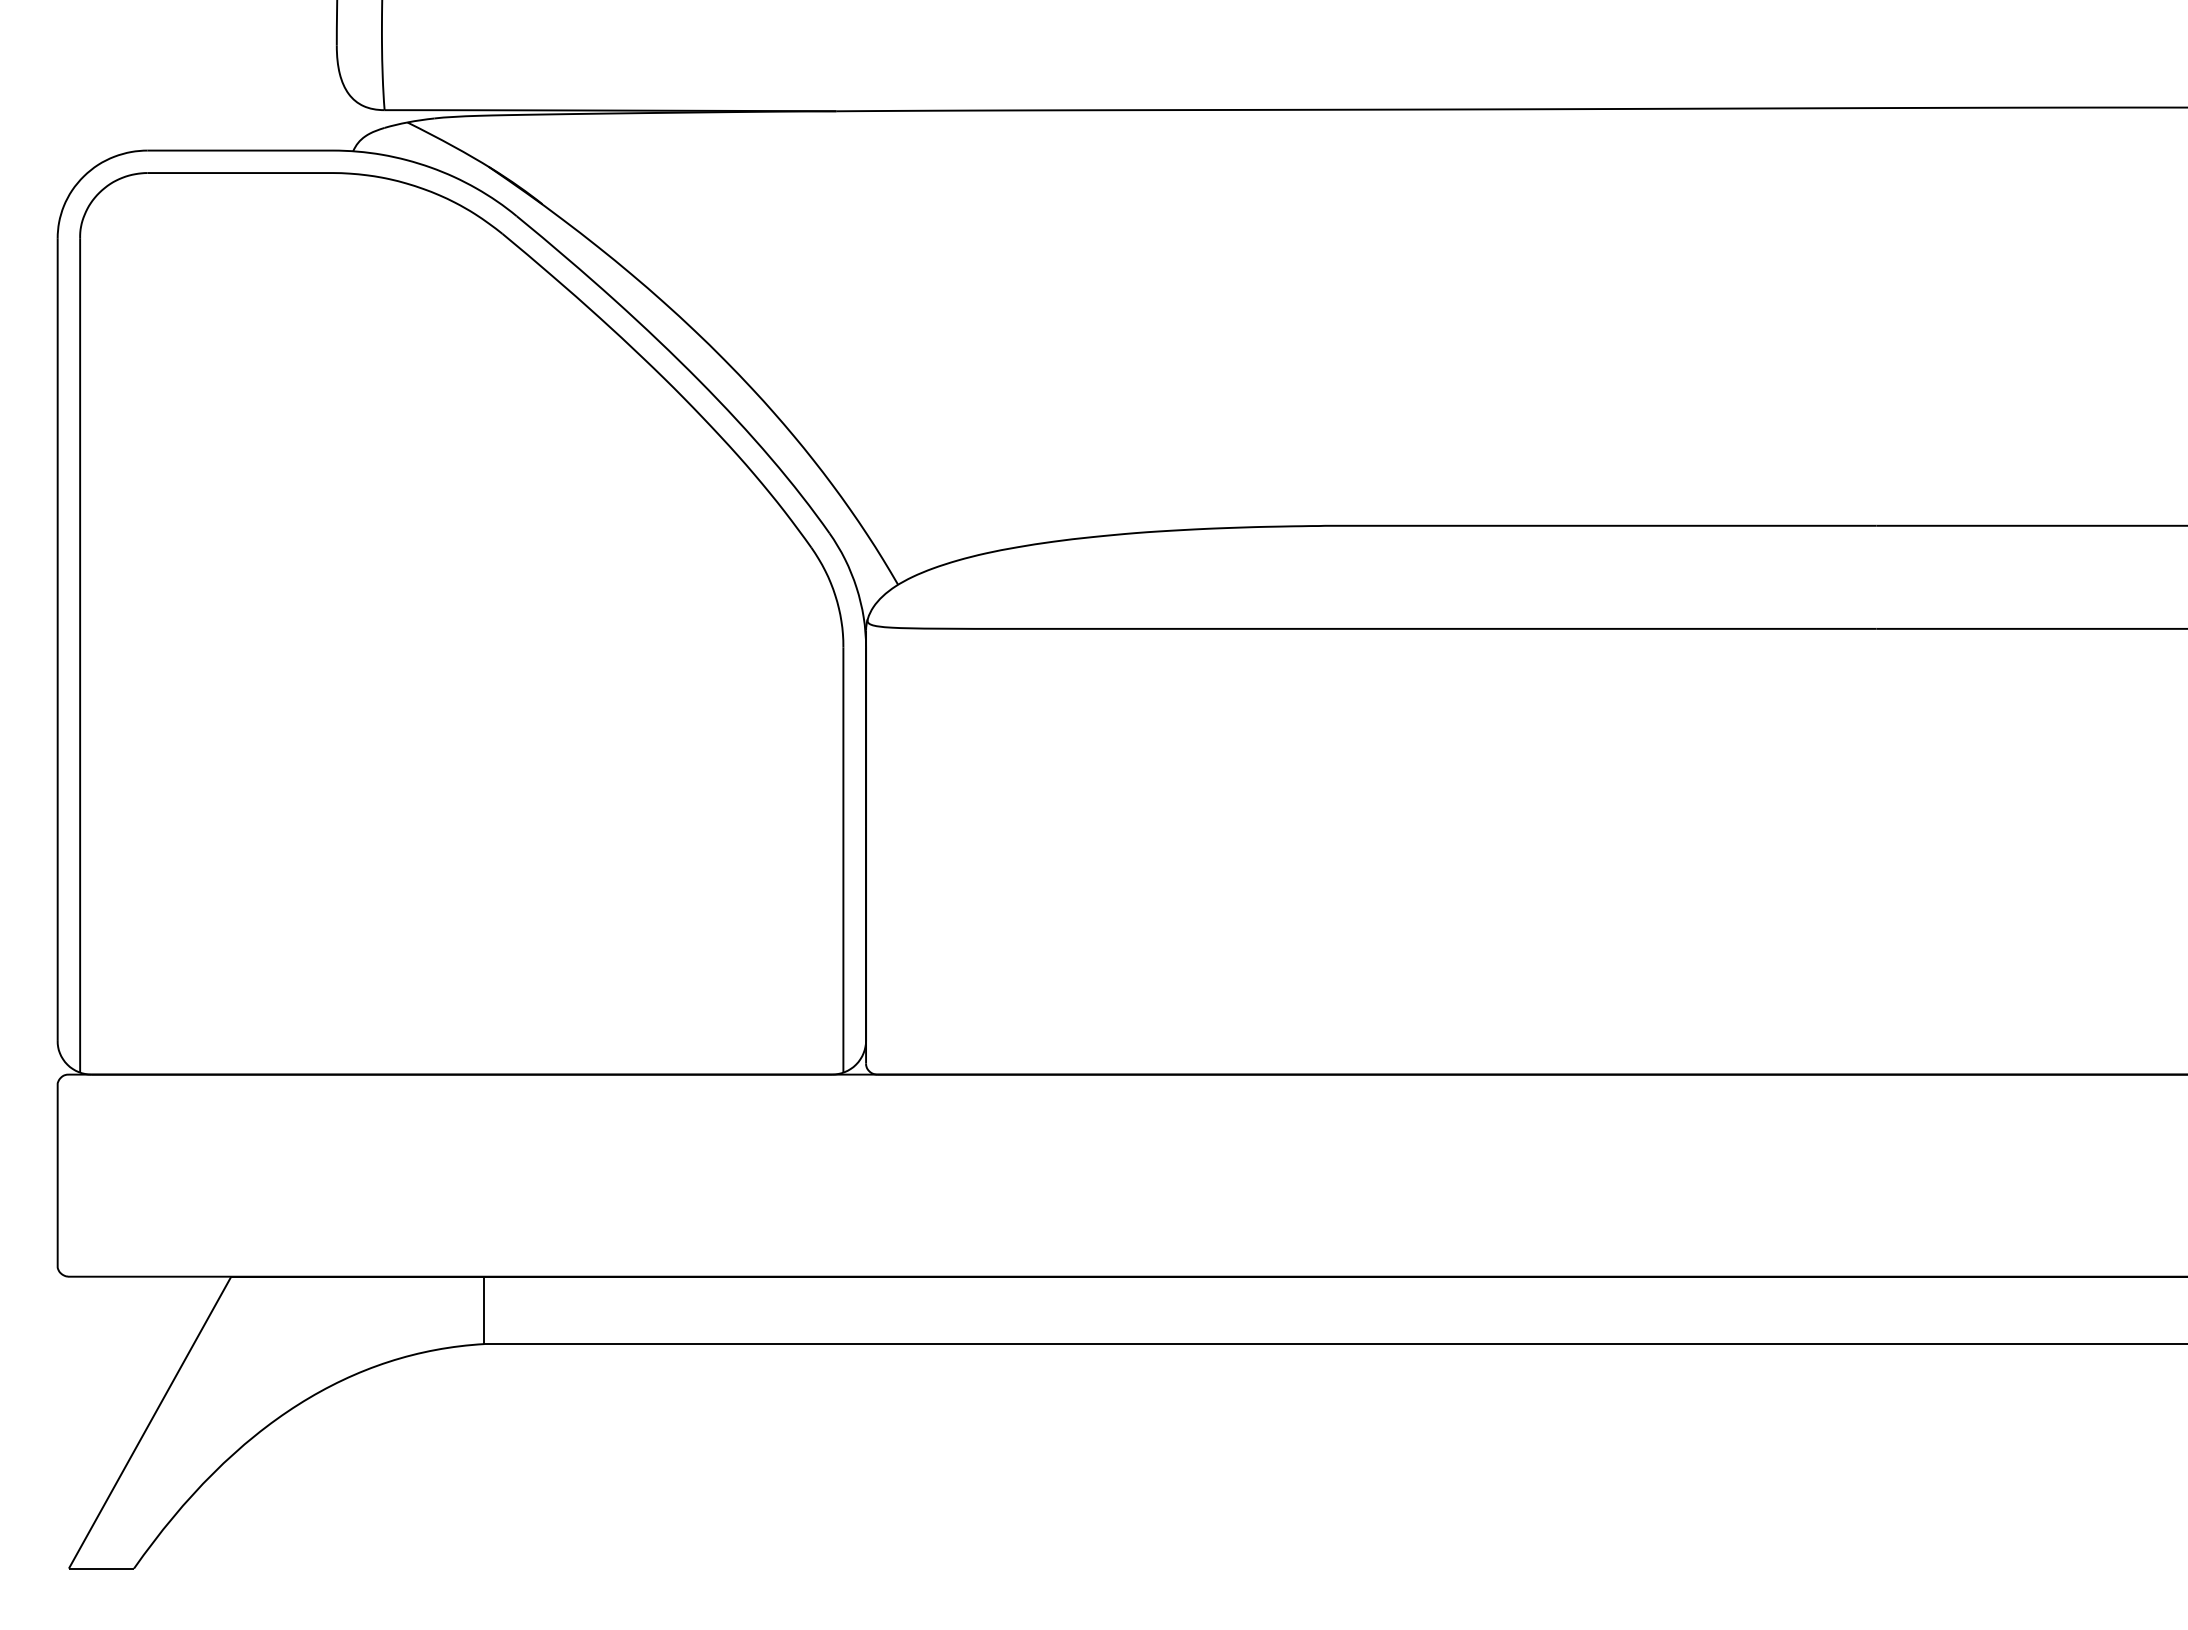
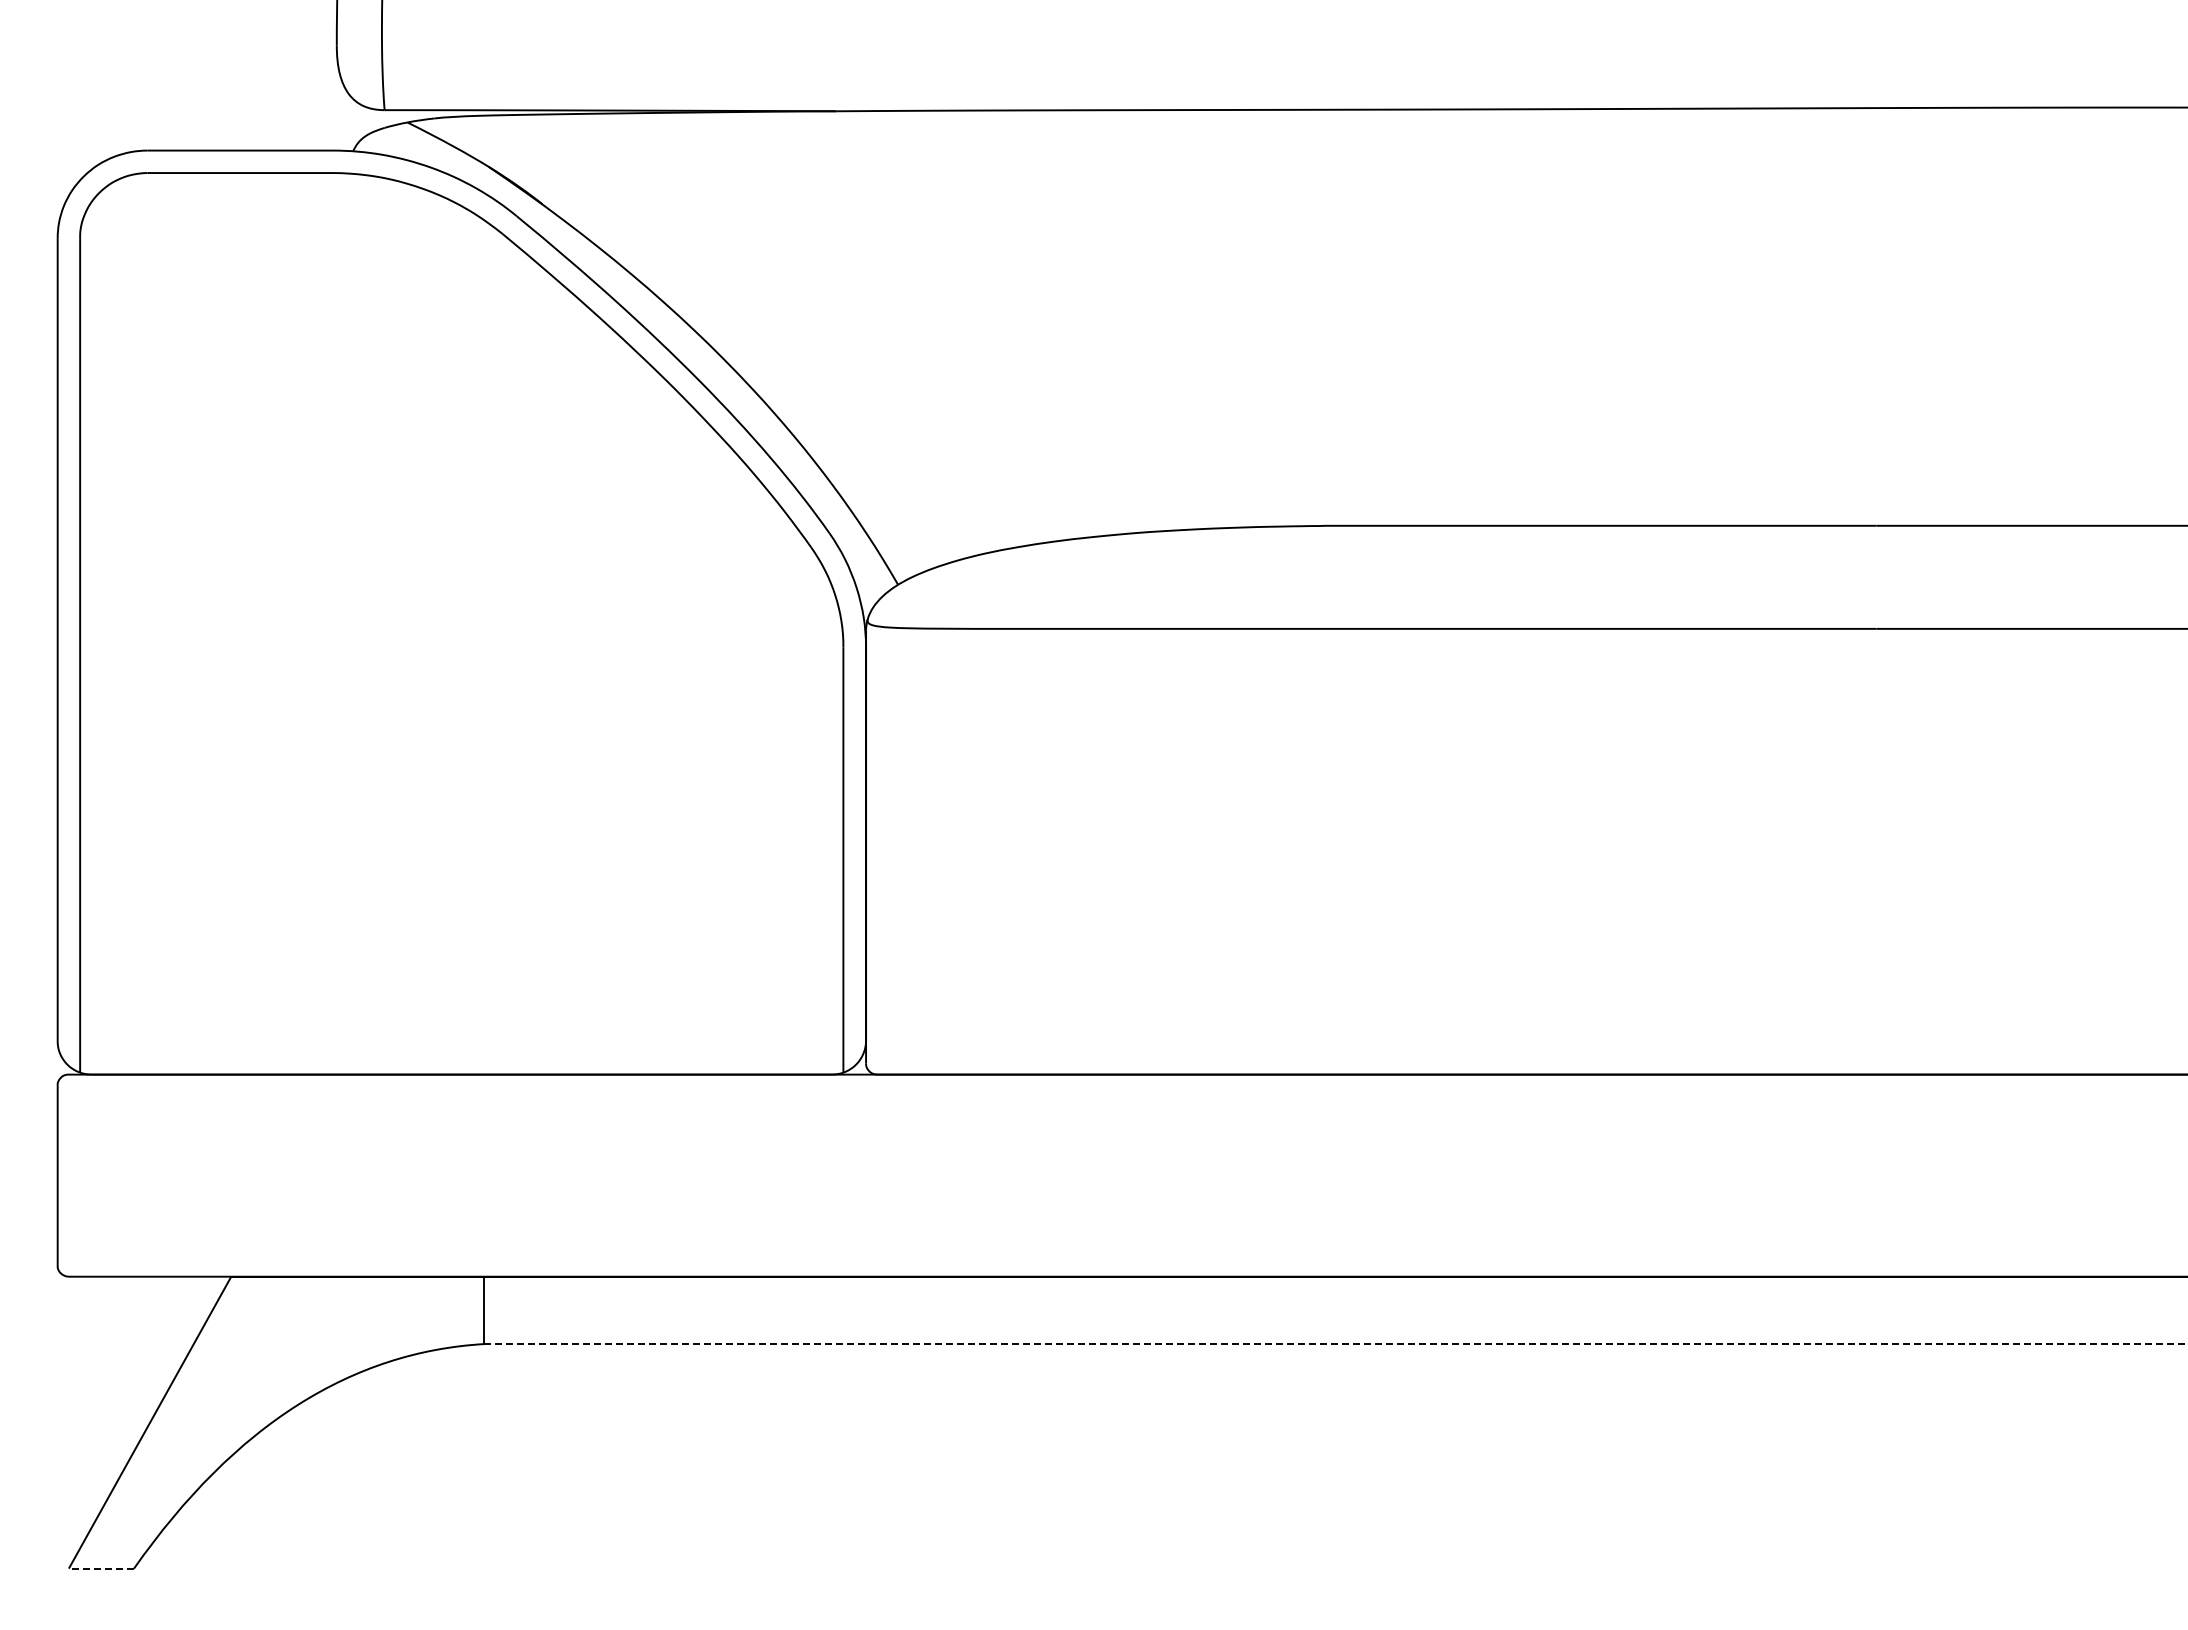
line: solid -> dashed (1336, 1344)
line: solid -> dashed (101, 1568)
